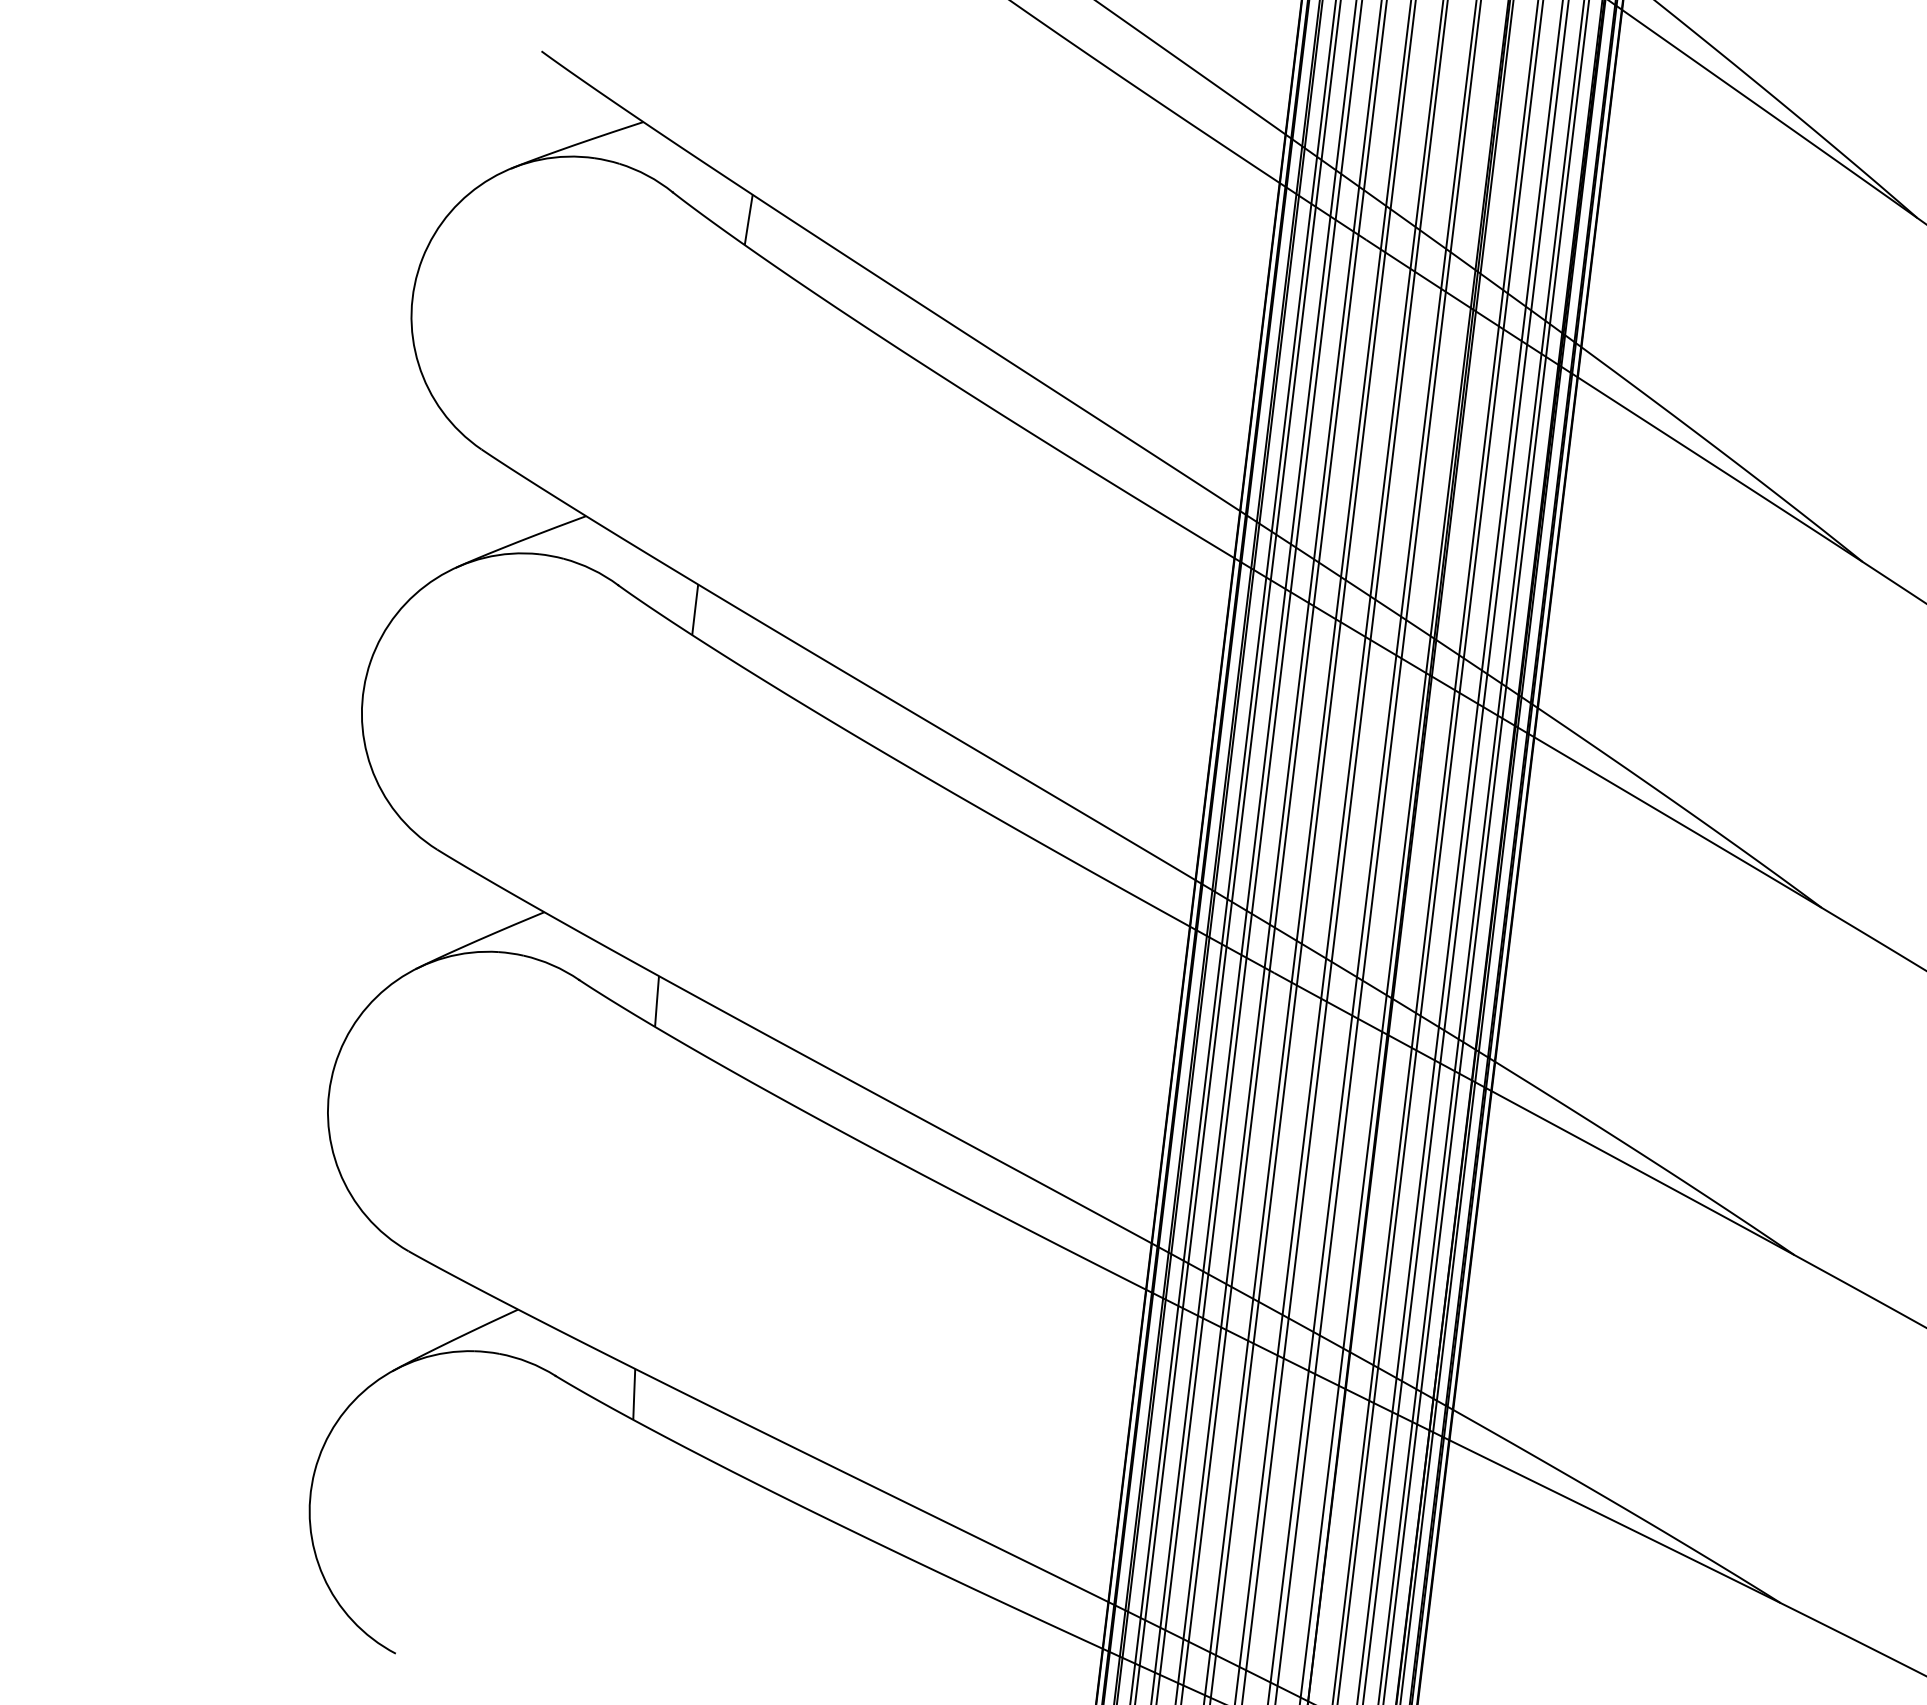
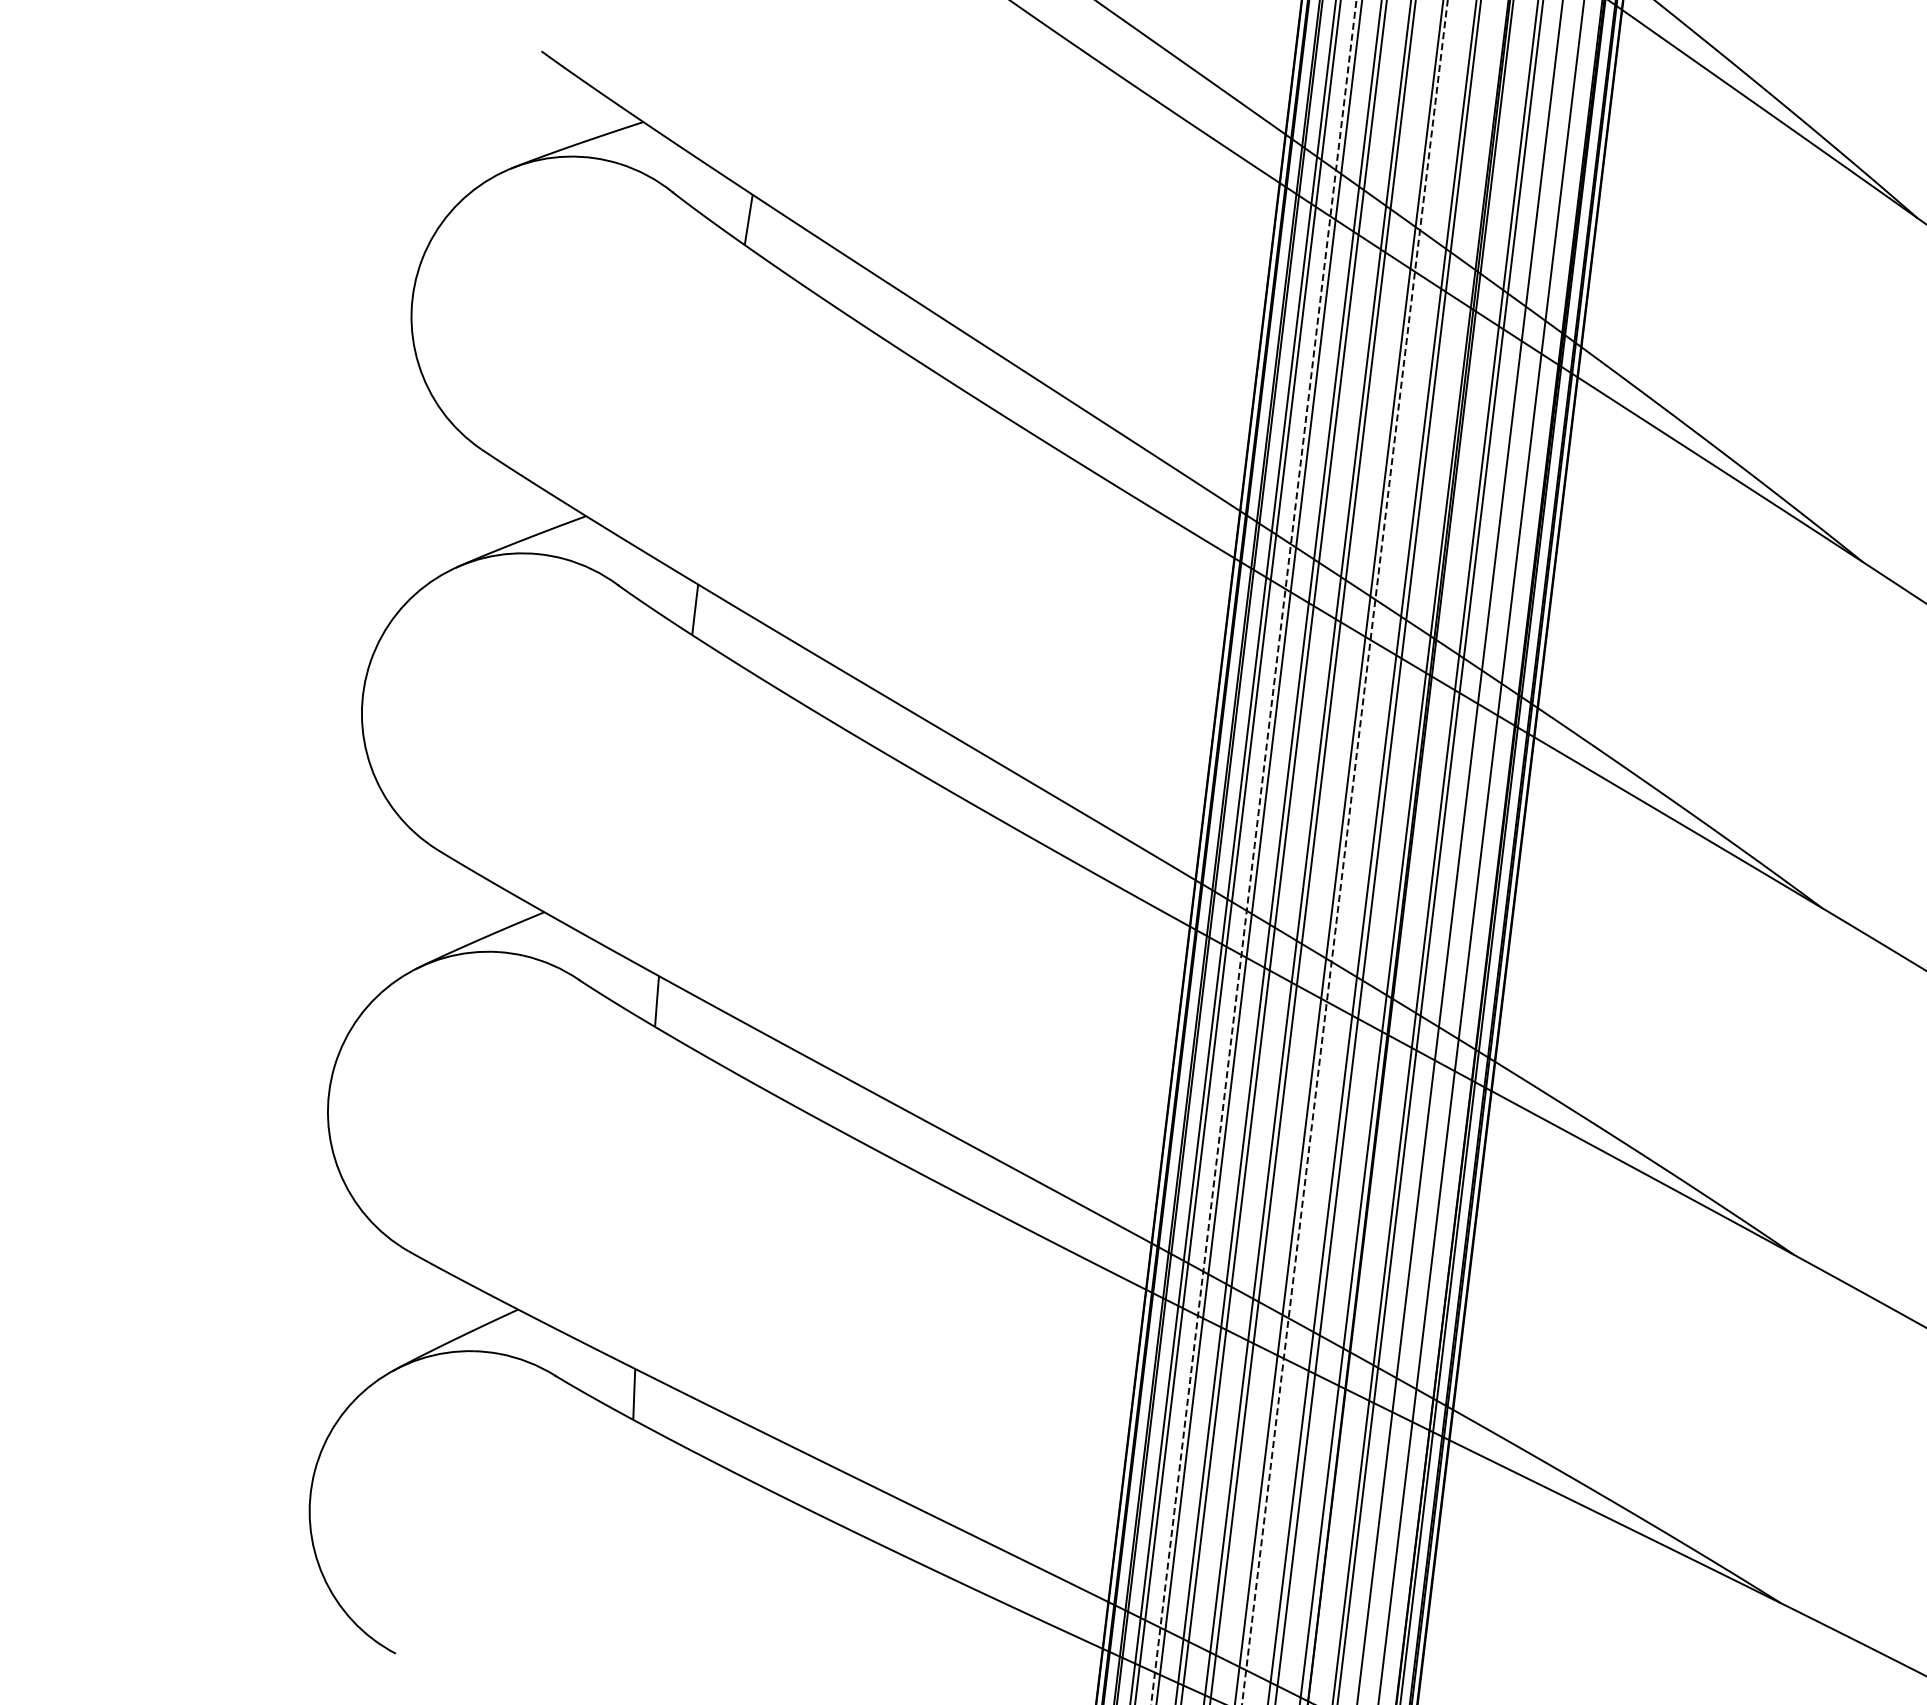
line: present -> none (1465, 851)
line: present -> none (1485, 851)
line: solid -> dashed (1253, 852)
line: solid -> dashed (1344, 853)
